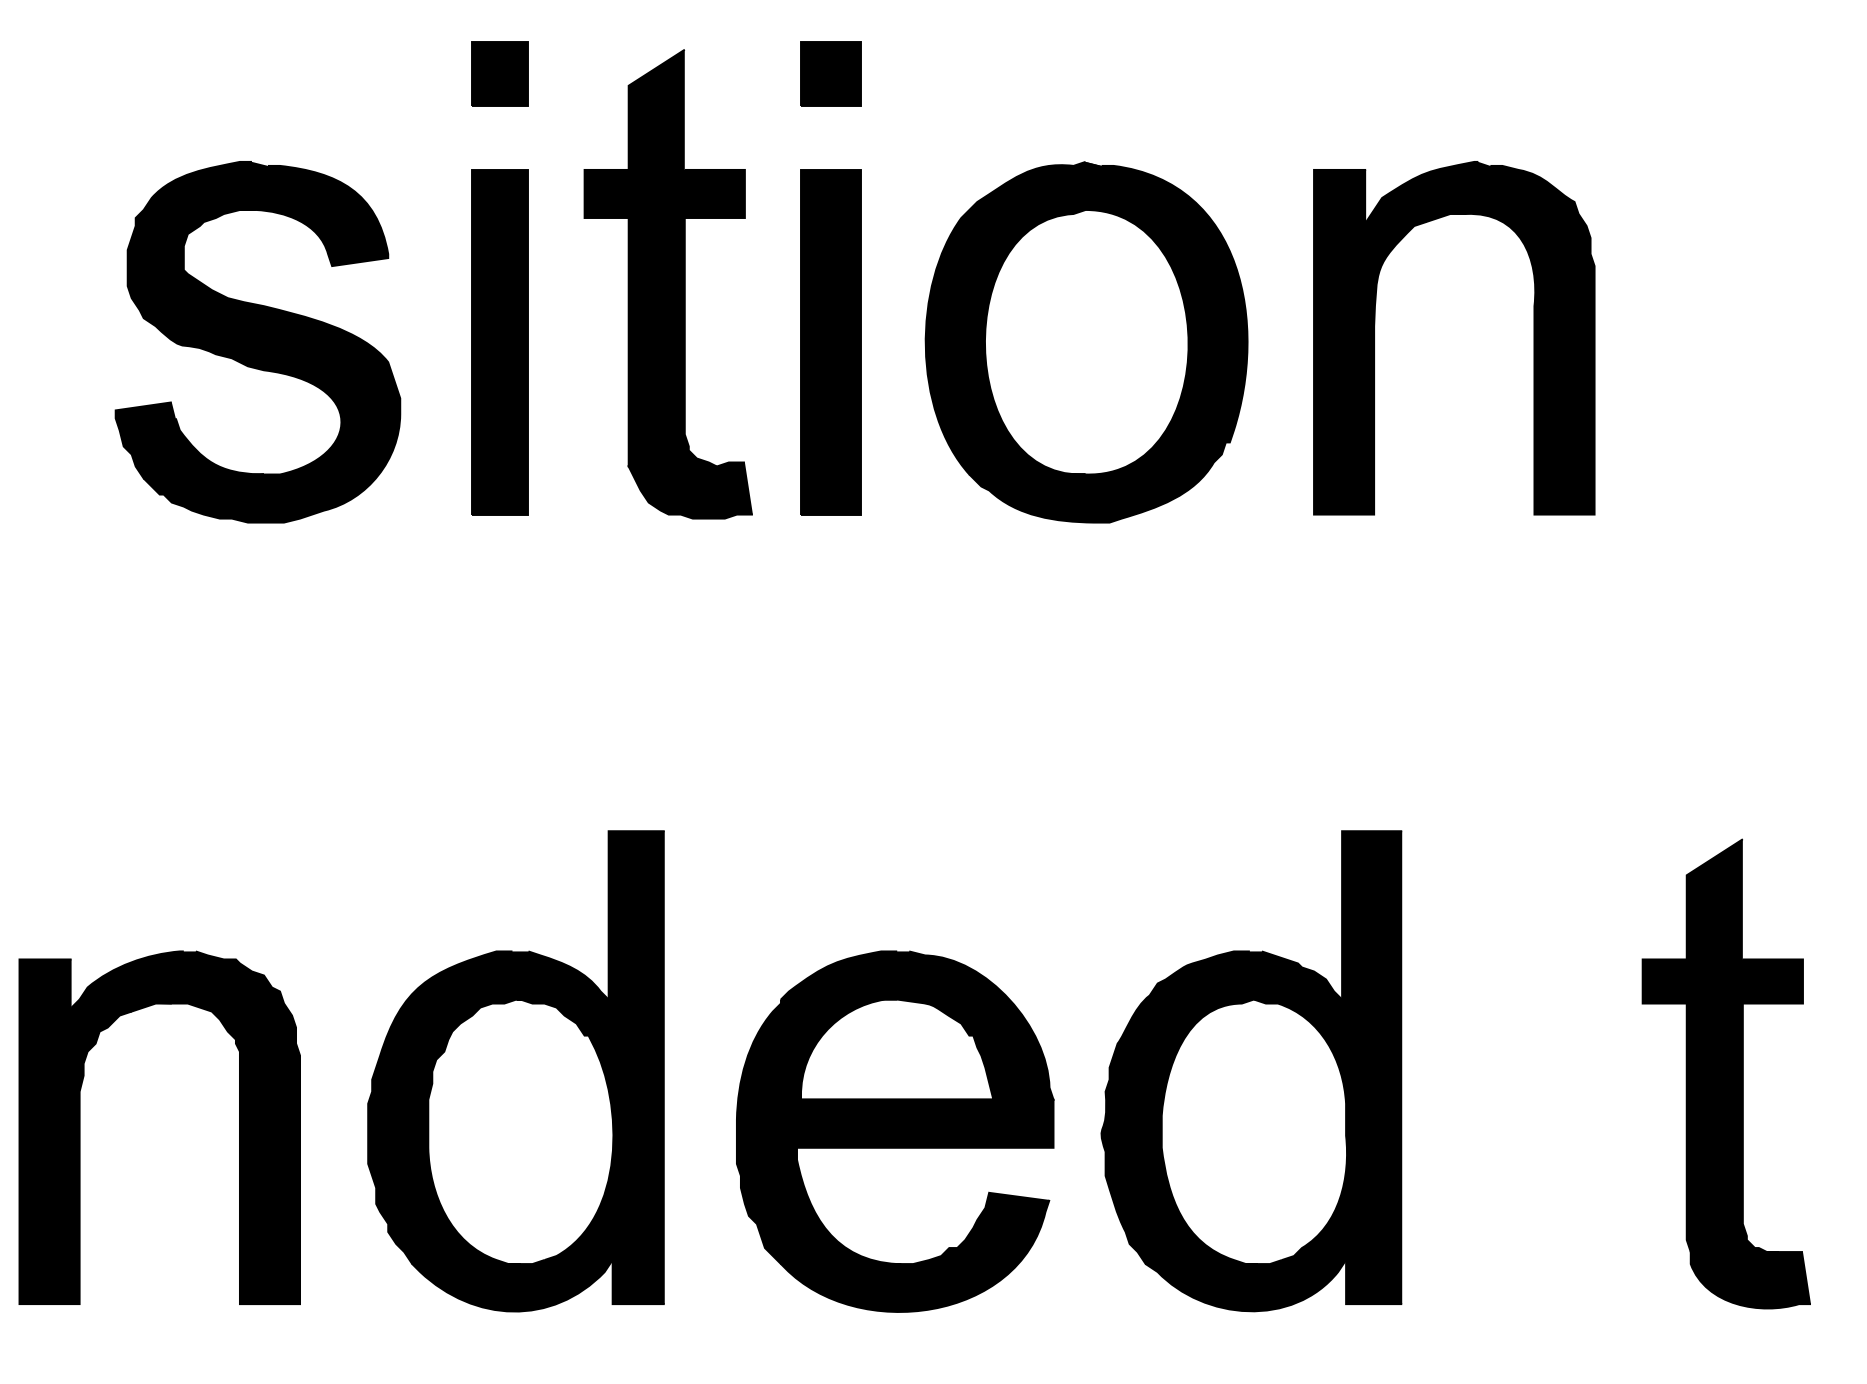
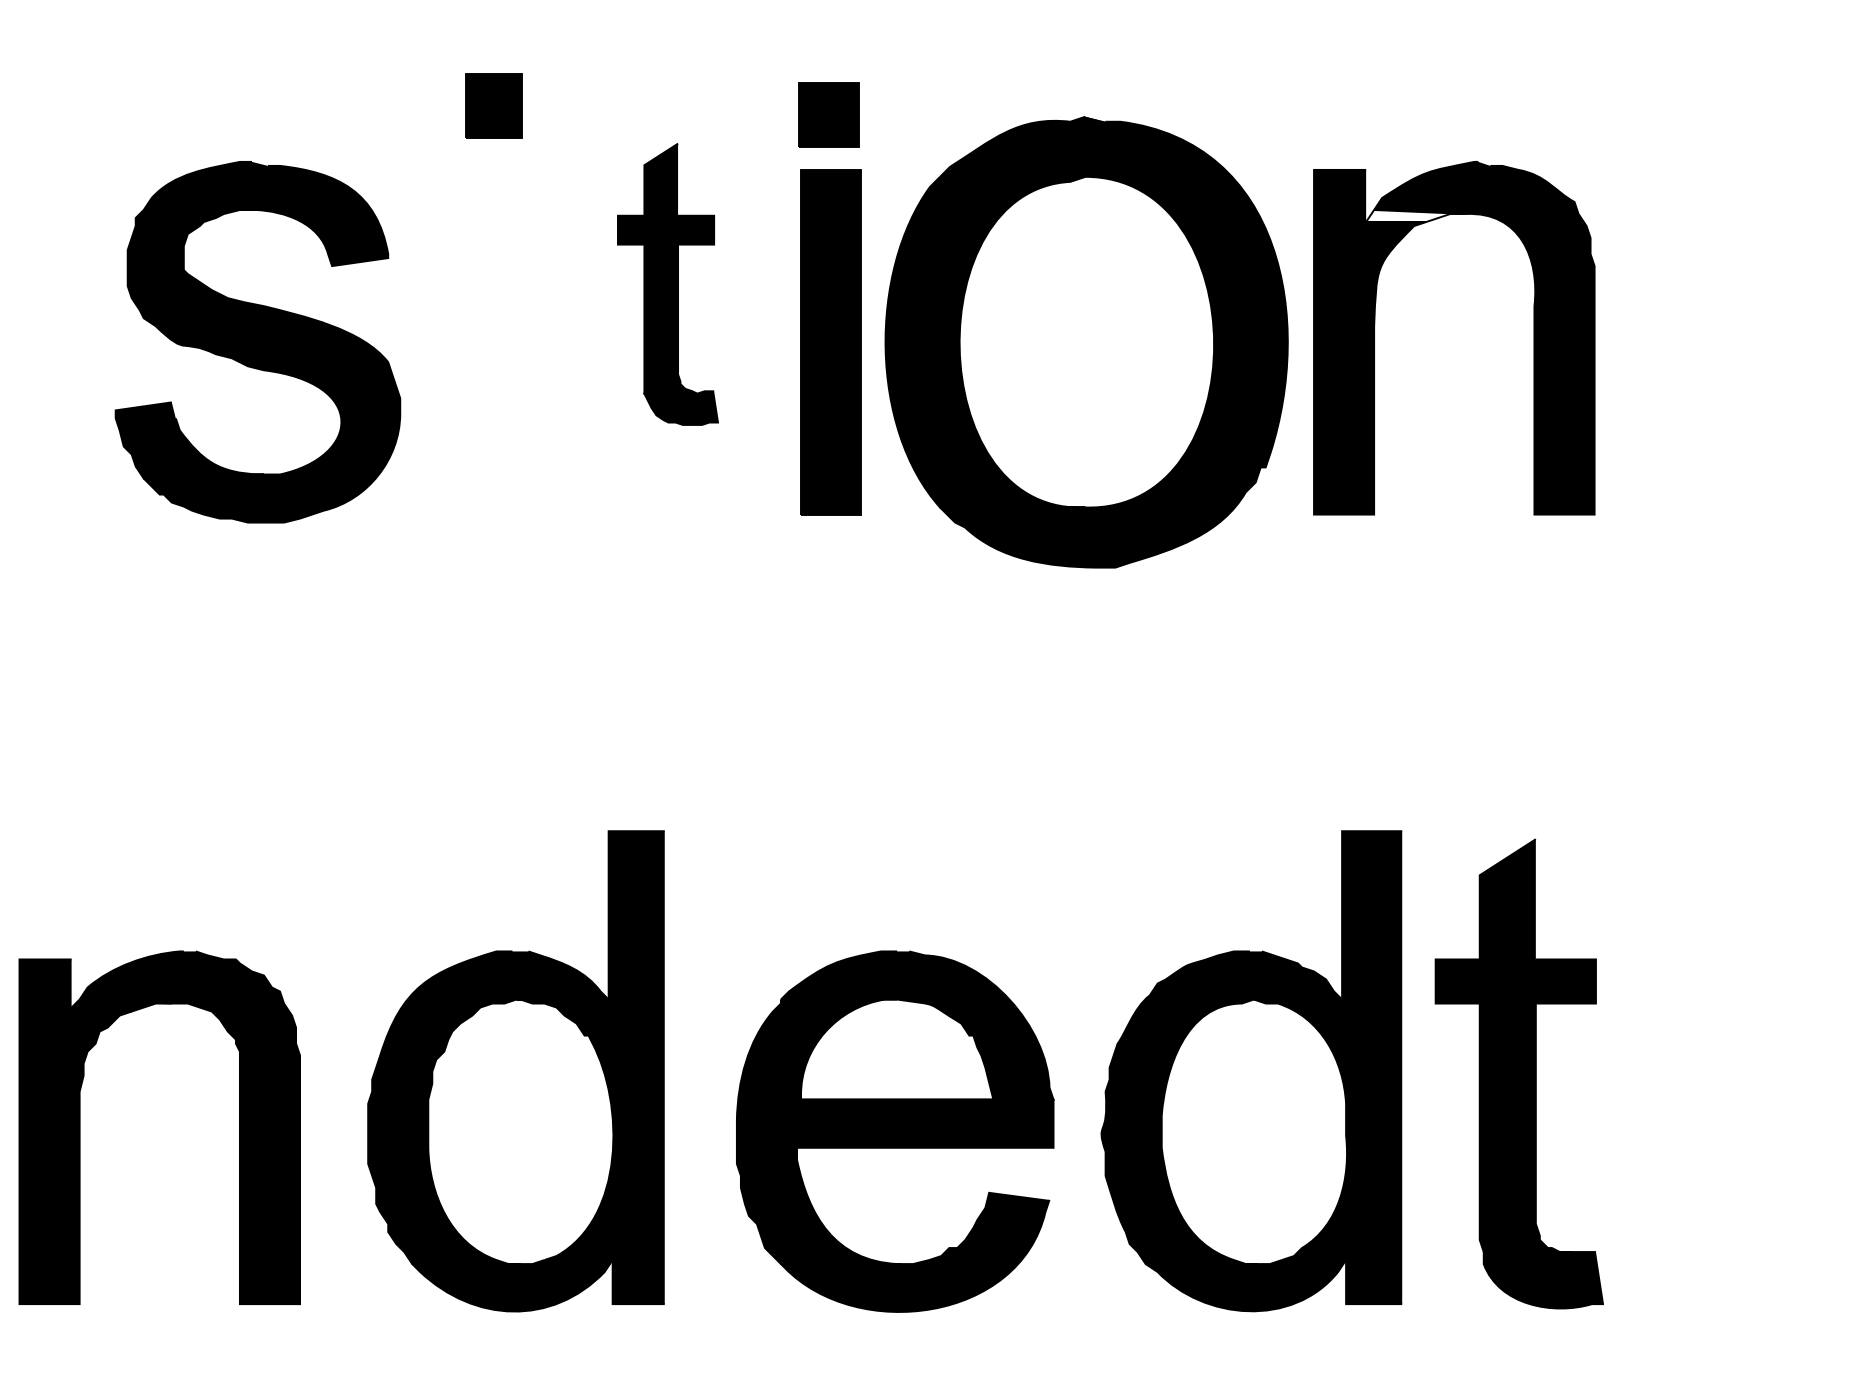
part position: (499, 73) -> (493, 105) (493, 105)
part position: (830, 73) -> (828, 114) (828, 114)
fill: present -> none (1416, 215)
part size: 170x471 px -> 102x283 px (667, 284)
part: present -> none (499, 342)
part size: 325x363 px -> 405x453 px (1086, 342)
part position: (1725, 1073) -> (1518, 1073) (1518, 1073)
